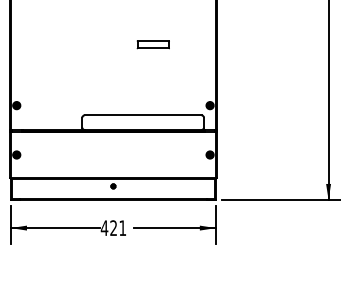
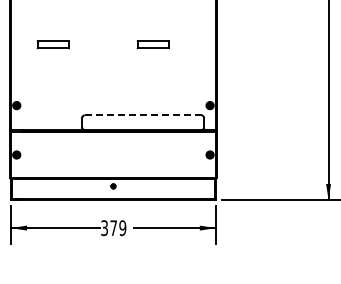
part: none -> present (52, 44)
line: solid -> dashed (142, 115)
text: 421 -> 379 (113, 228)
